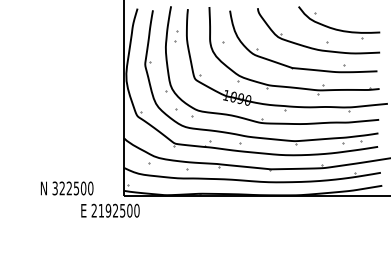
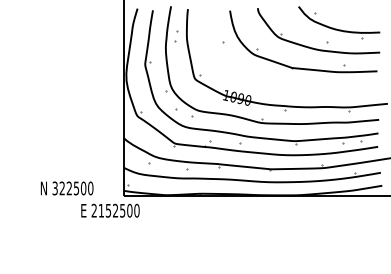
part: present -> none (293, 86)
text: 2192500 -> 2152500 (108, 210)
